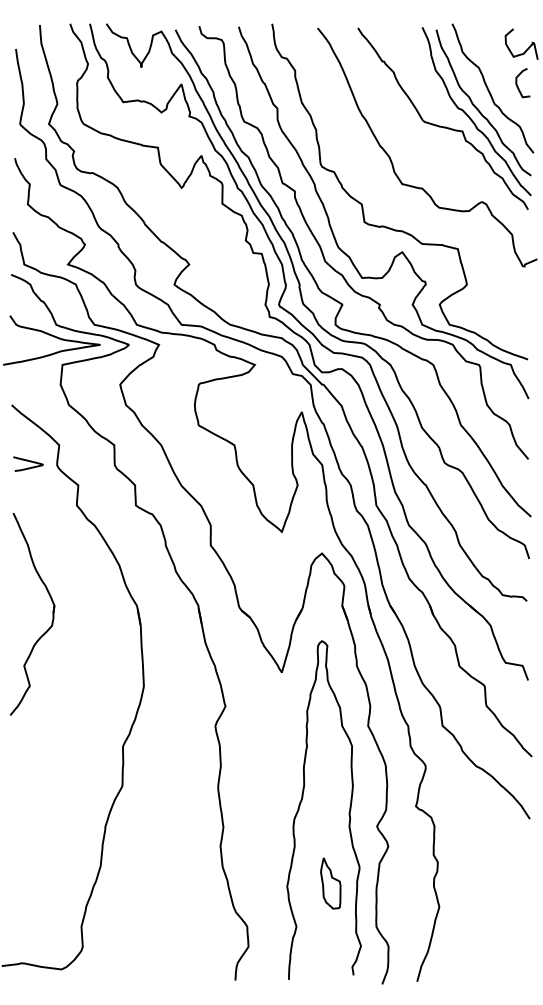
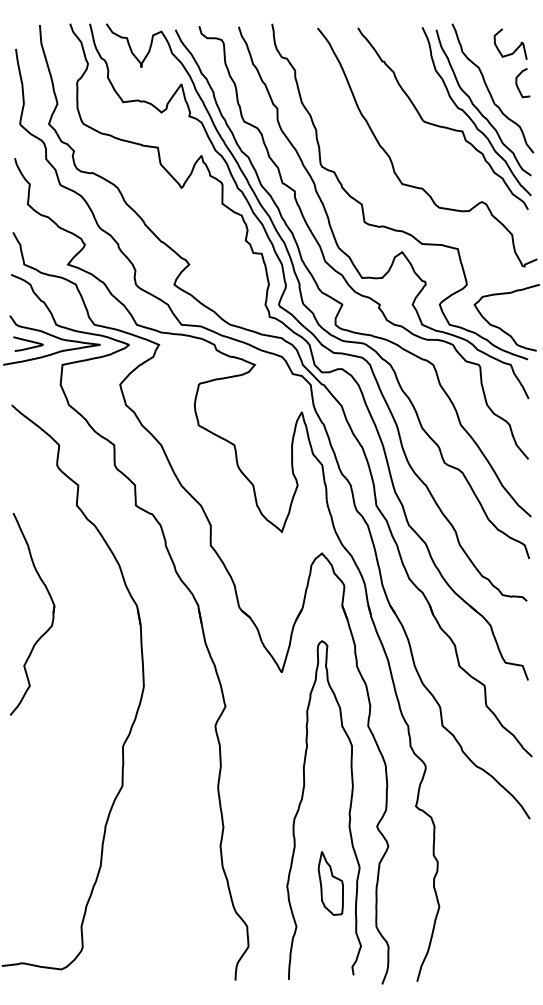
curve position: (527, 48) -> (516, 48) (516, 48)
curve: none -> present (500, 327)
curve position: (28, 461) -> (28, 341) (28, 341)
part size: 22x53 px -> 27x65 px (330, 883)
